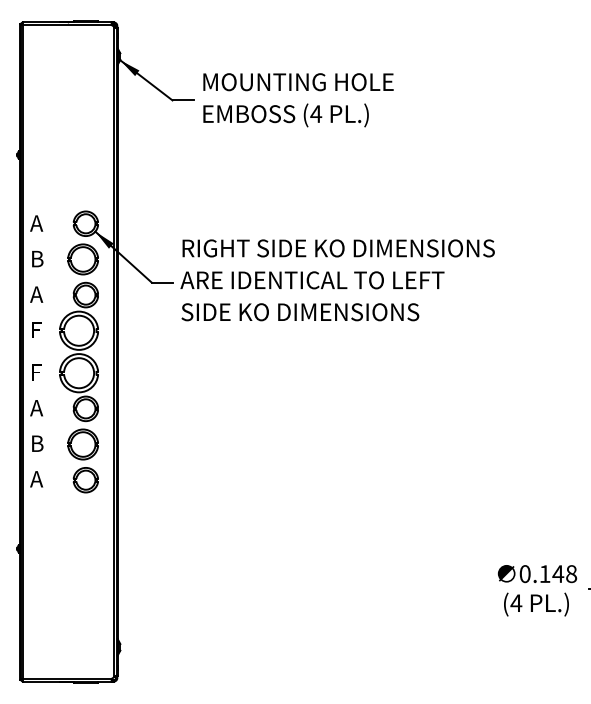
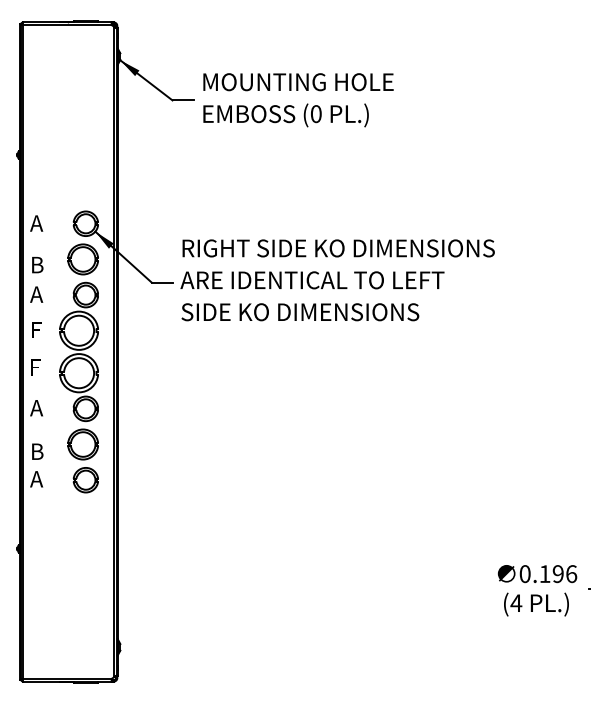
text: (4 -> (0 (316, 114)
text position: (37, 259) -> (37, 265) (37, 265)
text position: (36, 372) -> (35, 367) (35, 367)
text position: (37, 443) -> (37, 451) (37, 451)
text: 0.148 -> 0.196 (564, 574)
